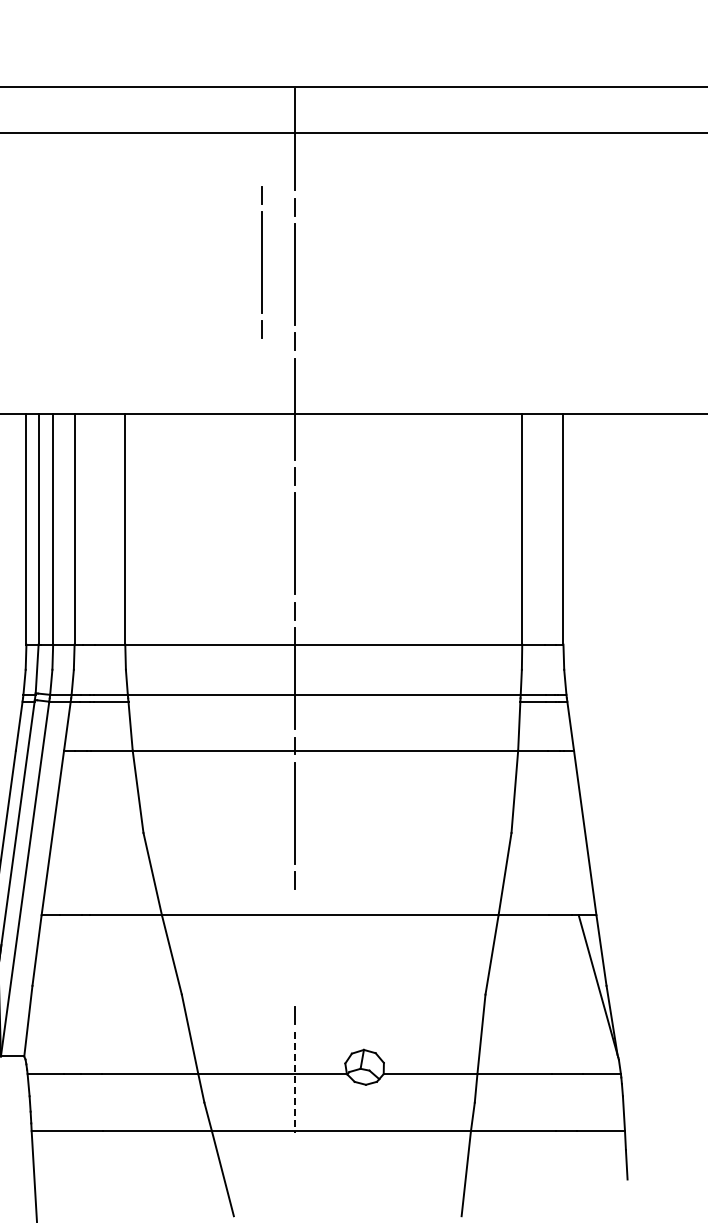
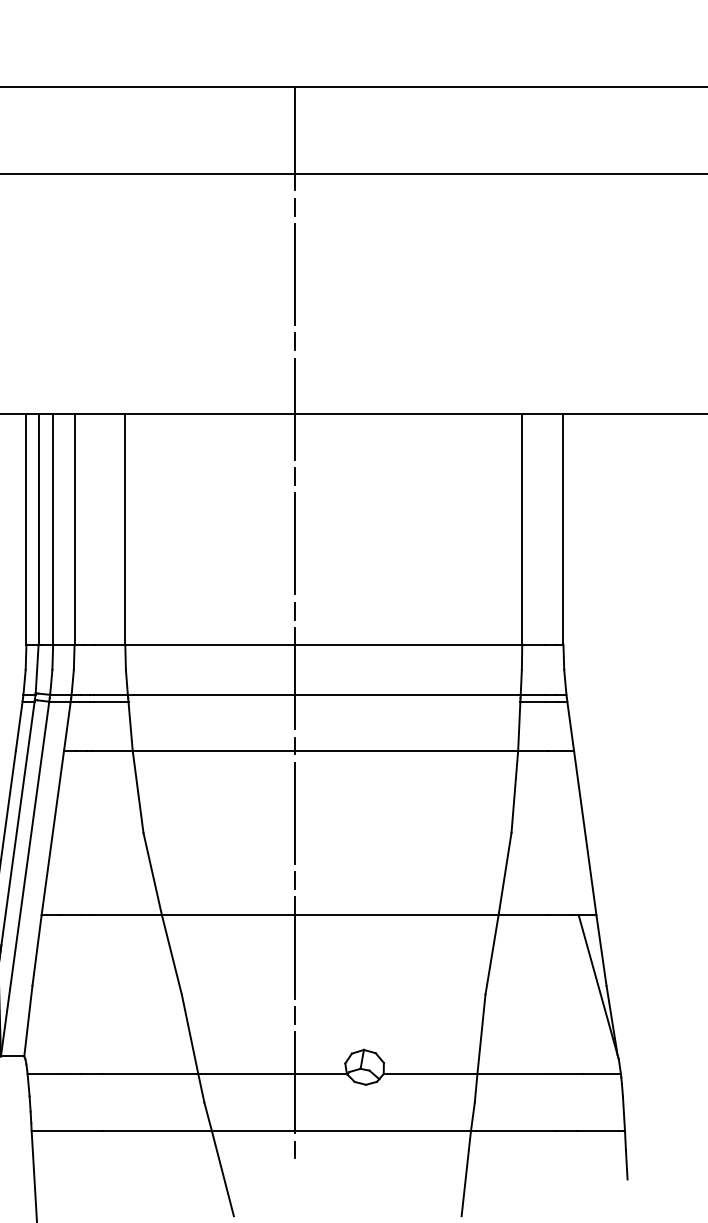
line position: (353, 132) -> (353, 173) (353, 173)
line: present -> none (261, 262)
line: none -> present (294, 947)
line: dashed -> solid (294, 1082)
line: none -> present (294, 1149)
